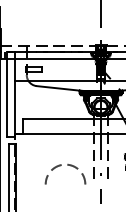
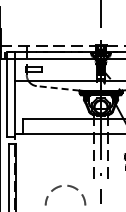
line: solid -> dashed (57, 88)
arc position: (67, 165) -> (67, 186) (67, 186)
